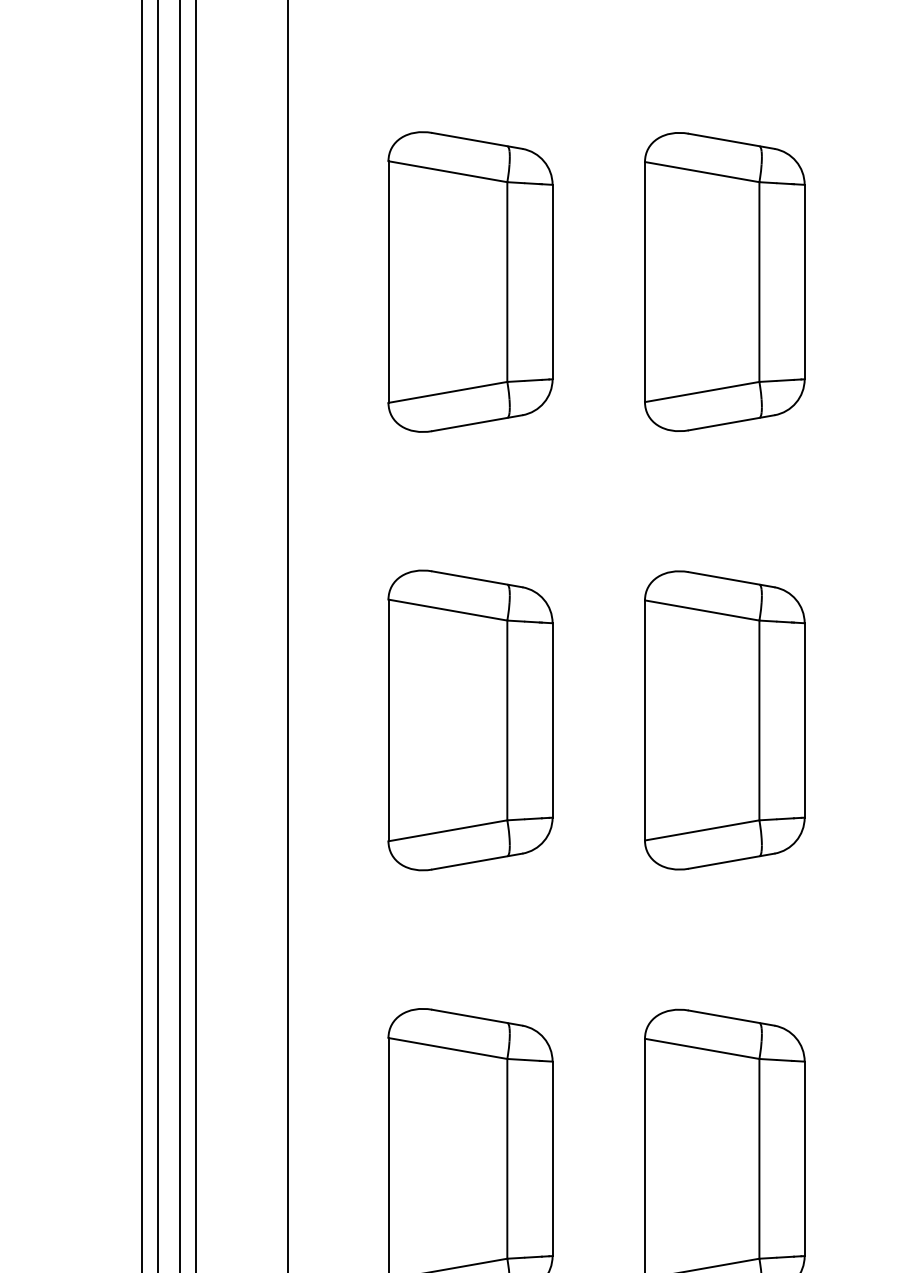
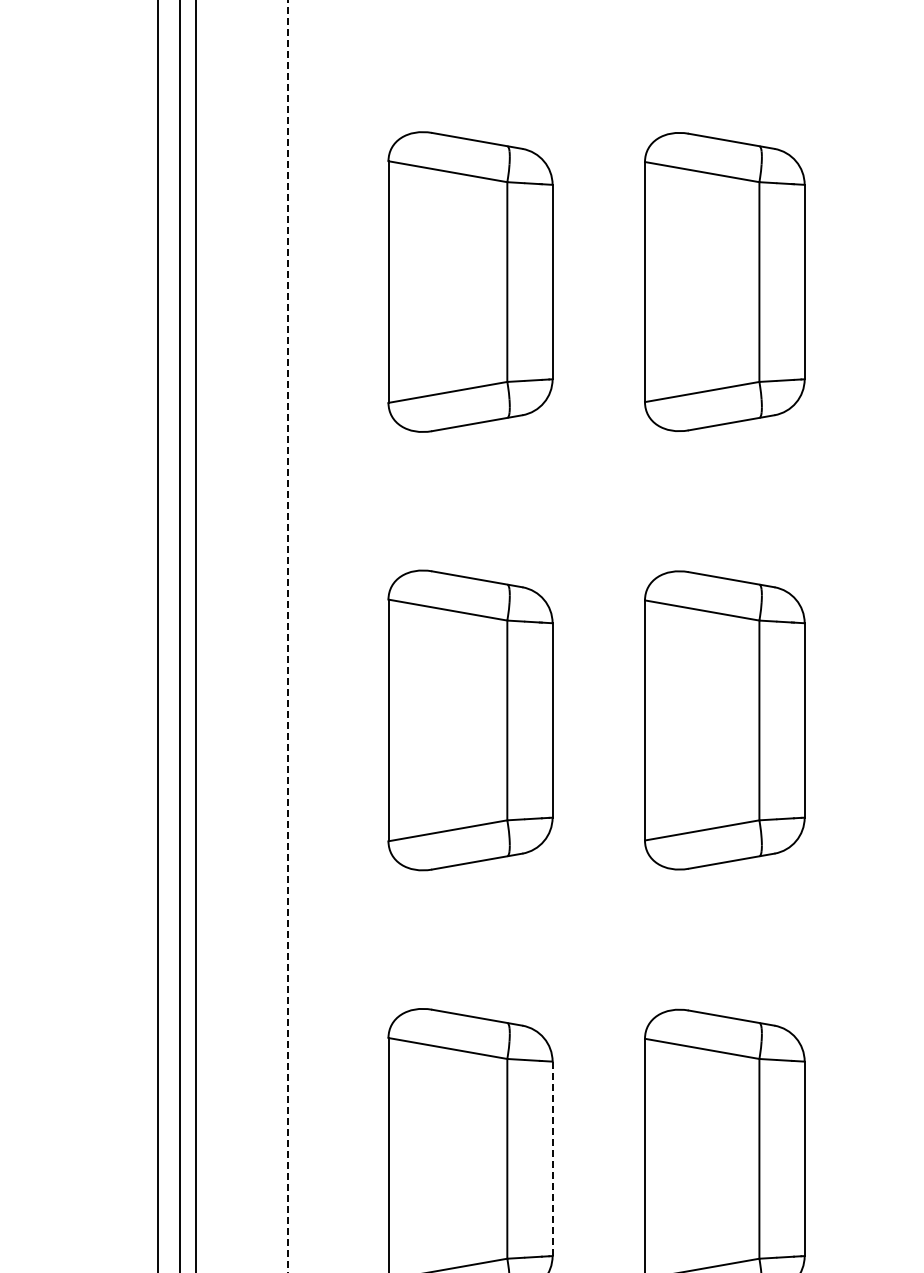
line: present -> none (141, 635)
line: solid -> dashed (287, 635)
line: solid -> dashed (552, 1159)
